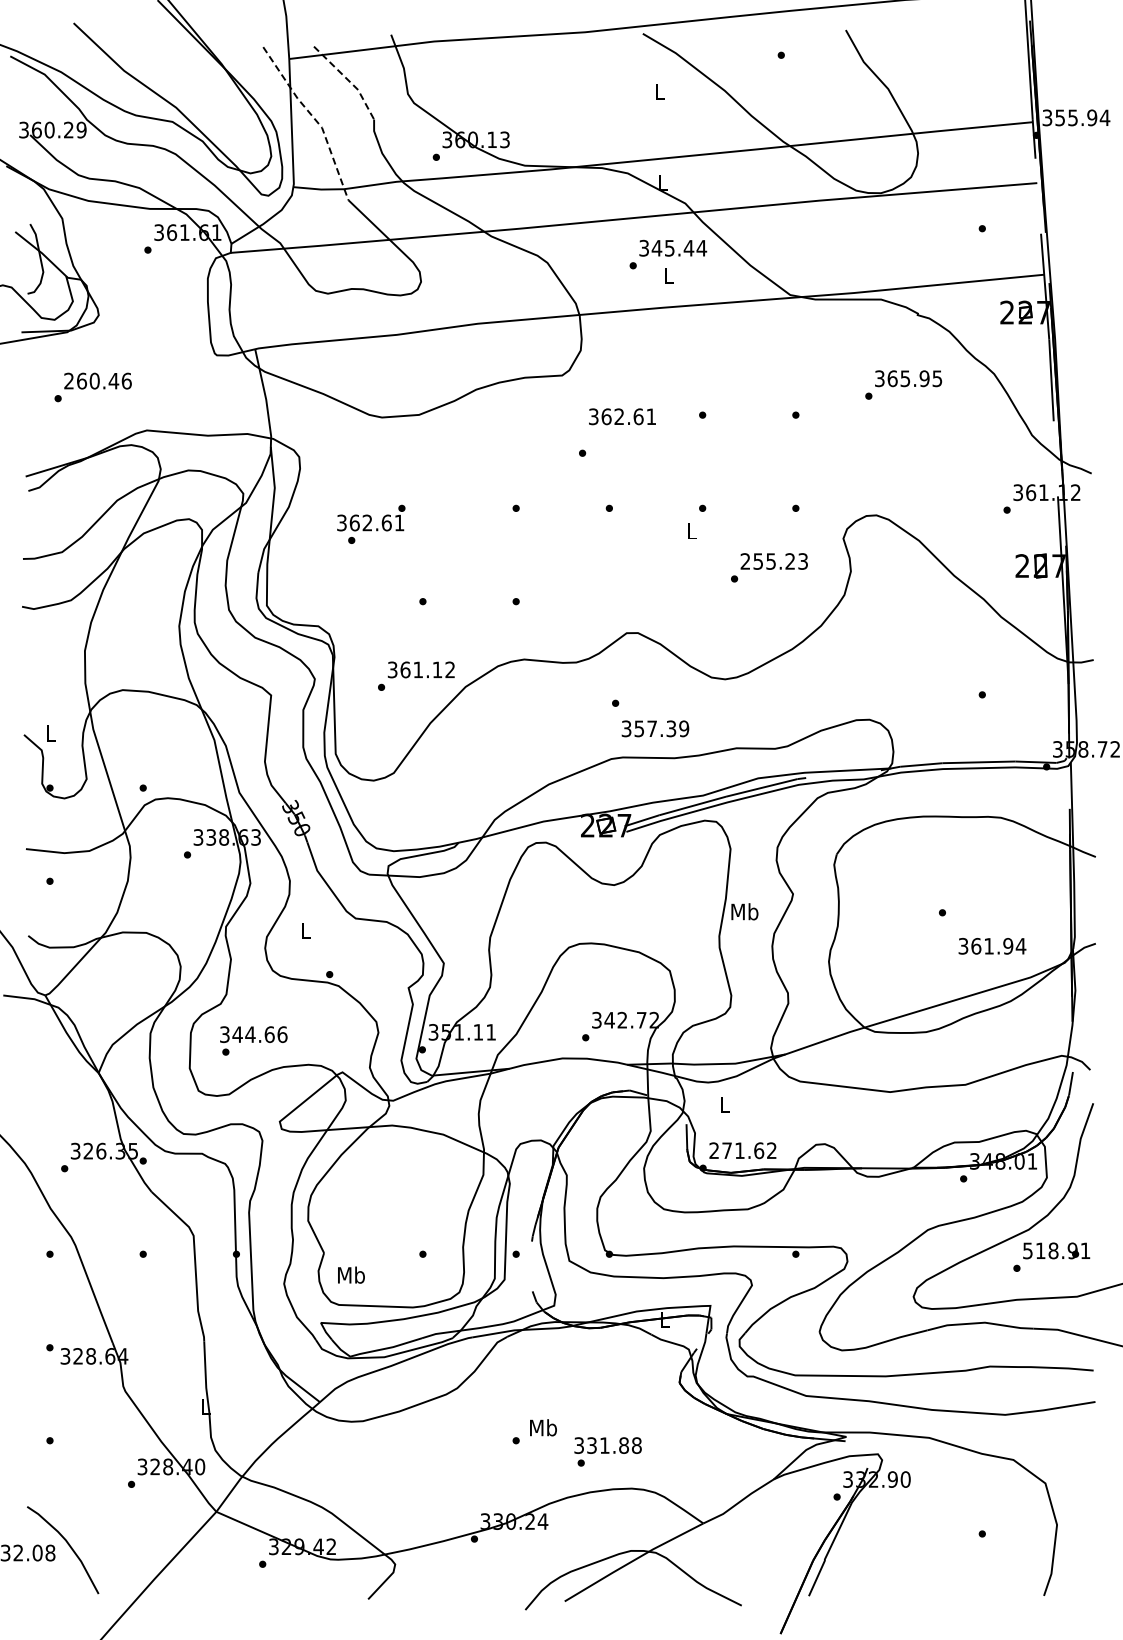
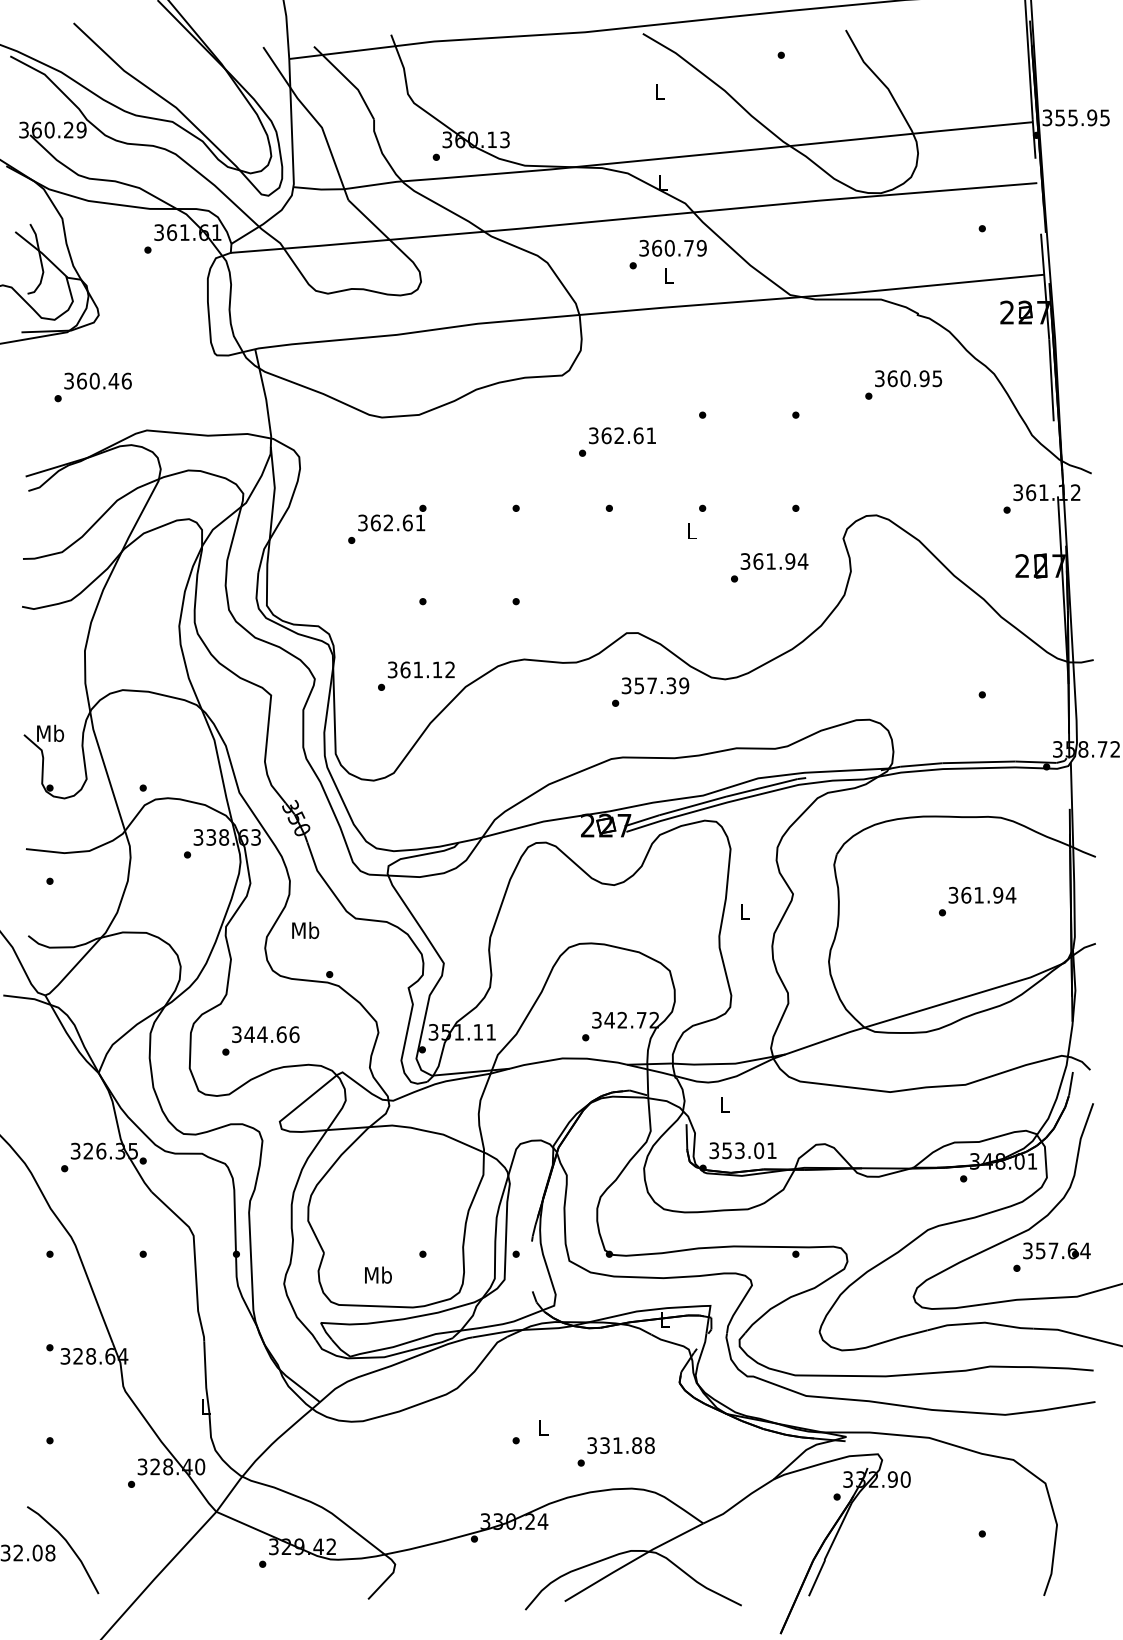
line: dashed -> solid (348, 80)
text: 355.94 -> 355.95 (1104, 117)
line: dashed -> solid (315, 119)
text: 345.44 -> 360.79 (679, 247)
text: 365.95 -> 360.95 (905, 378)
text: 260.46 -> 360.46 (68, 381)
text position: (622, 416) -> (622, 435) (622, 435)
text position: (371, 517) -> (392, 517) (392, 517)
text: 255.23 -> 361.94 (774, 561)
text position: (655, 728) -> (655, 685) (655, 685)
text: L -> Mb (50, 733)
text: Mb -> L (744, 911)
text: L -> Mb (305, 930)
text position: (992, 946) -> (982, 895) (982, 895)
text position: (253, 1034) -> (265, 1034) (265, 1034)
text: 271.62 -> 353.01 (742, 1150)
text: 518.91 -> 357.64 (1056, 1250)
text position: (351, 1274) -> (378, 1274) (378, 1274)
text: Mb -> L (543, 1427)
text position: (607, 1445) -> (620, 1445) (620, 1445)
